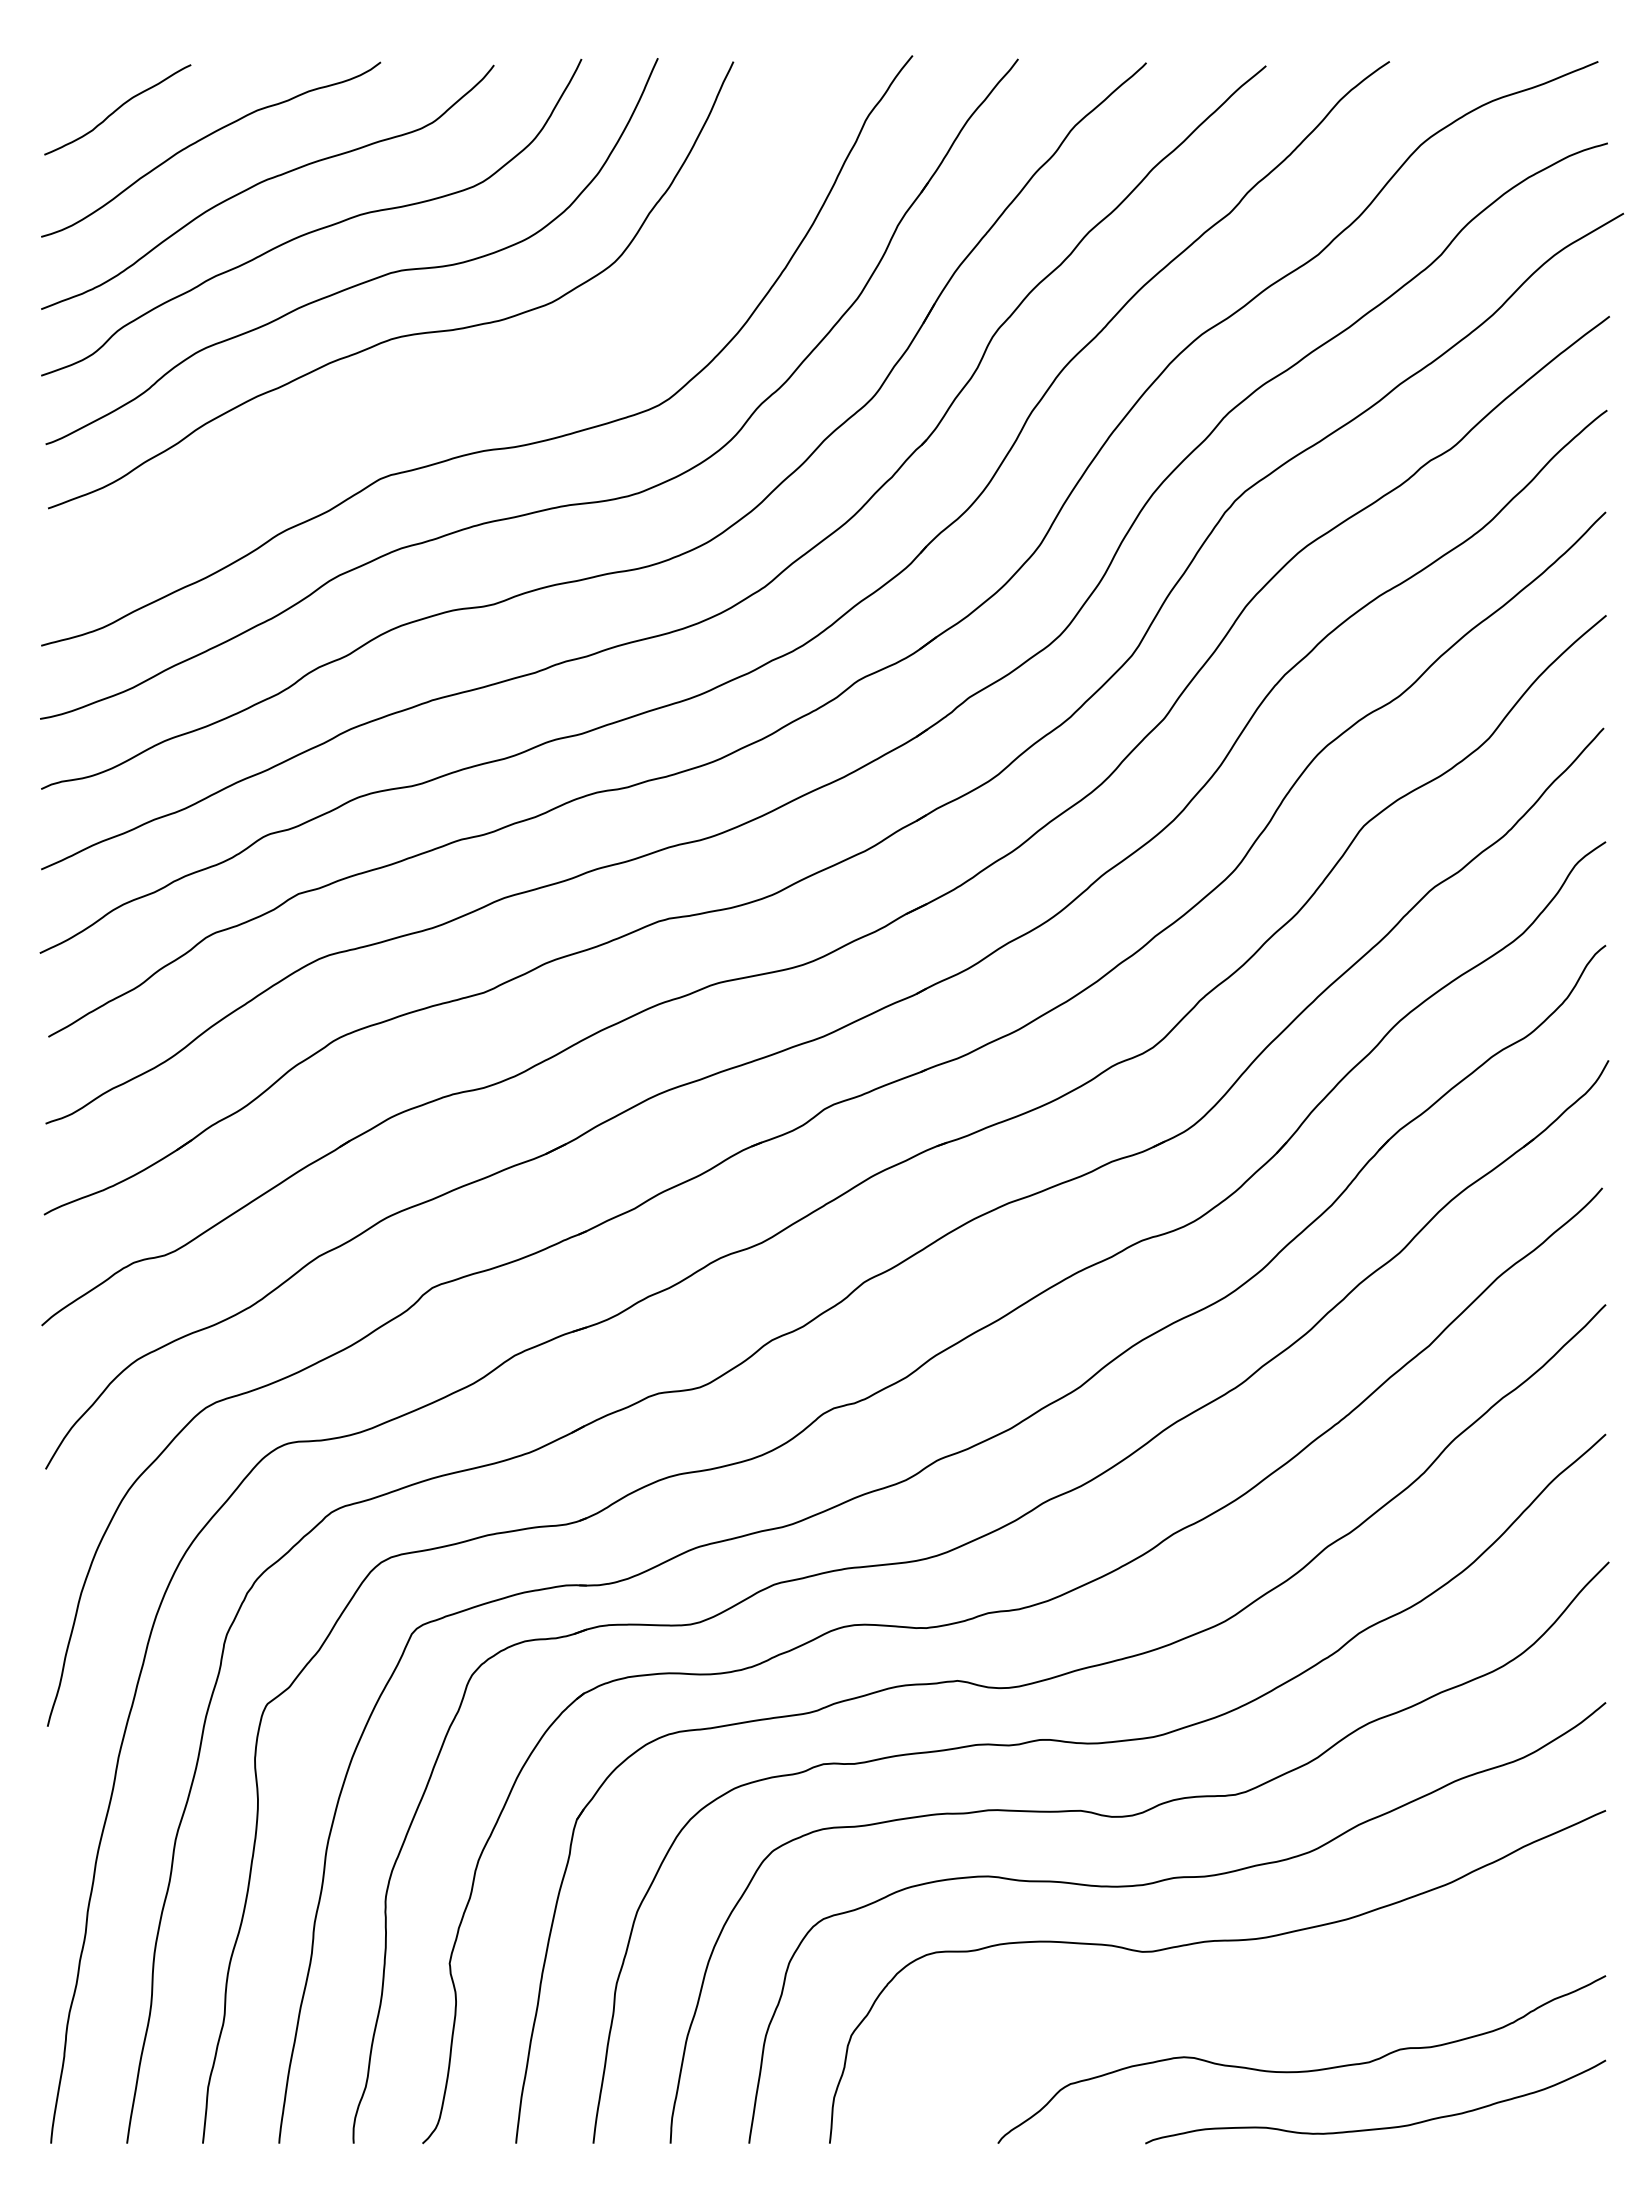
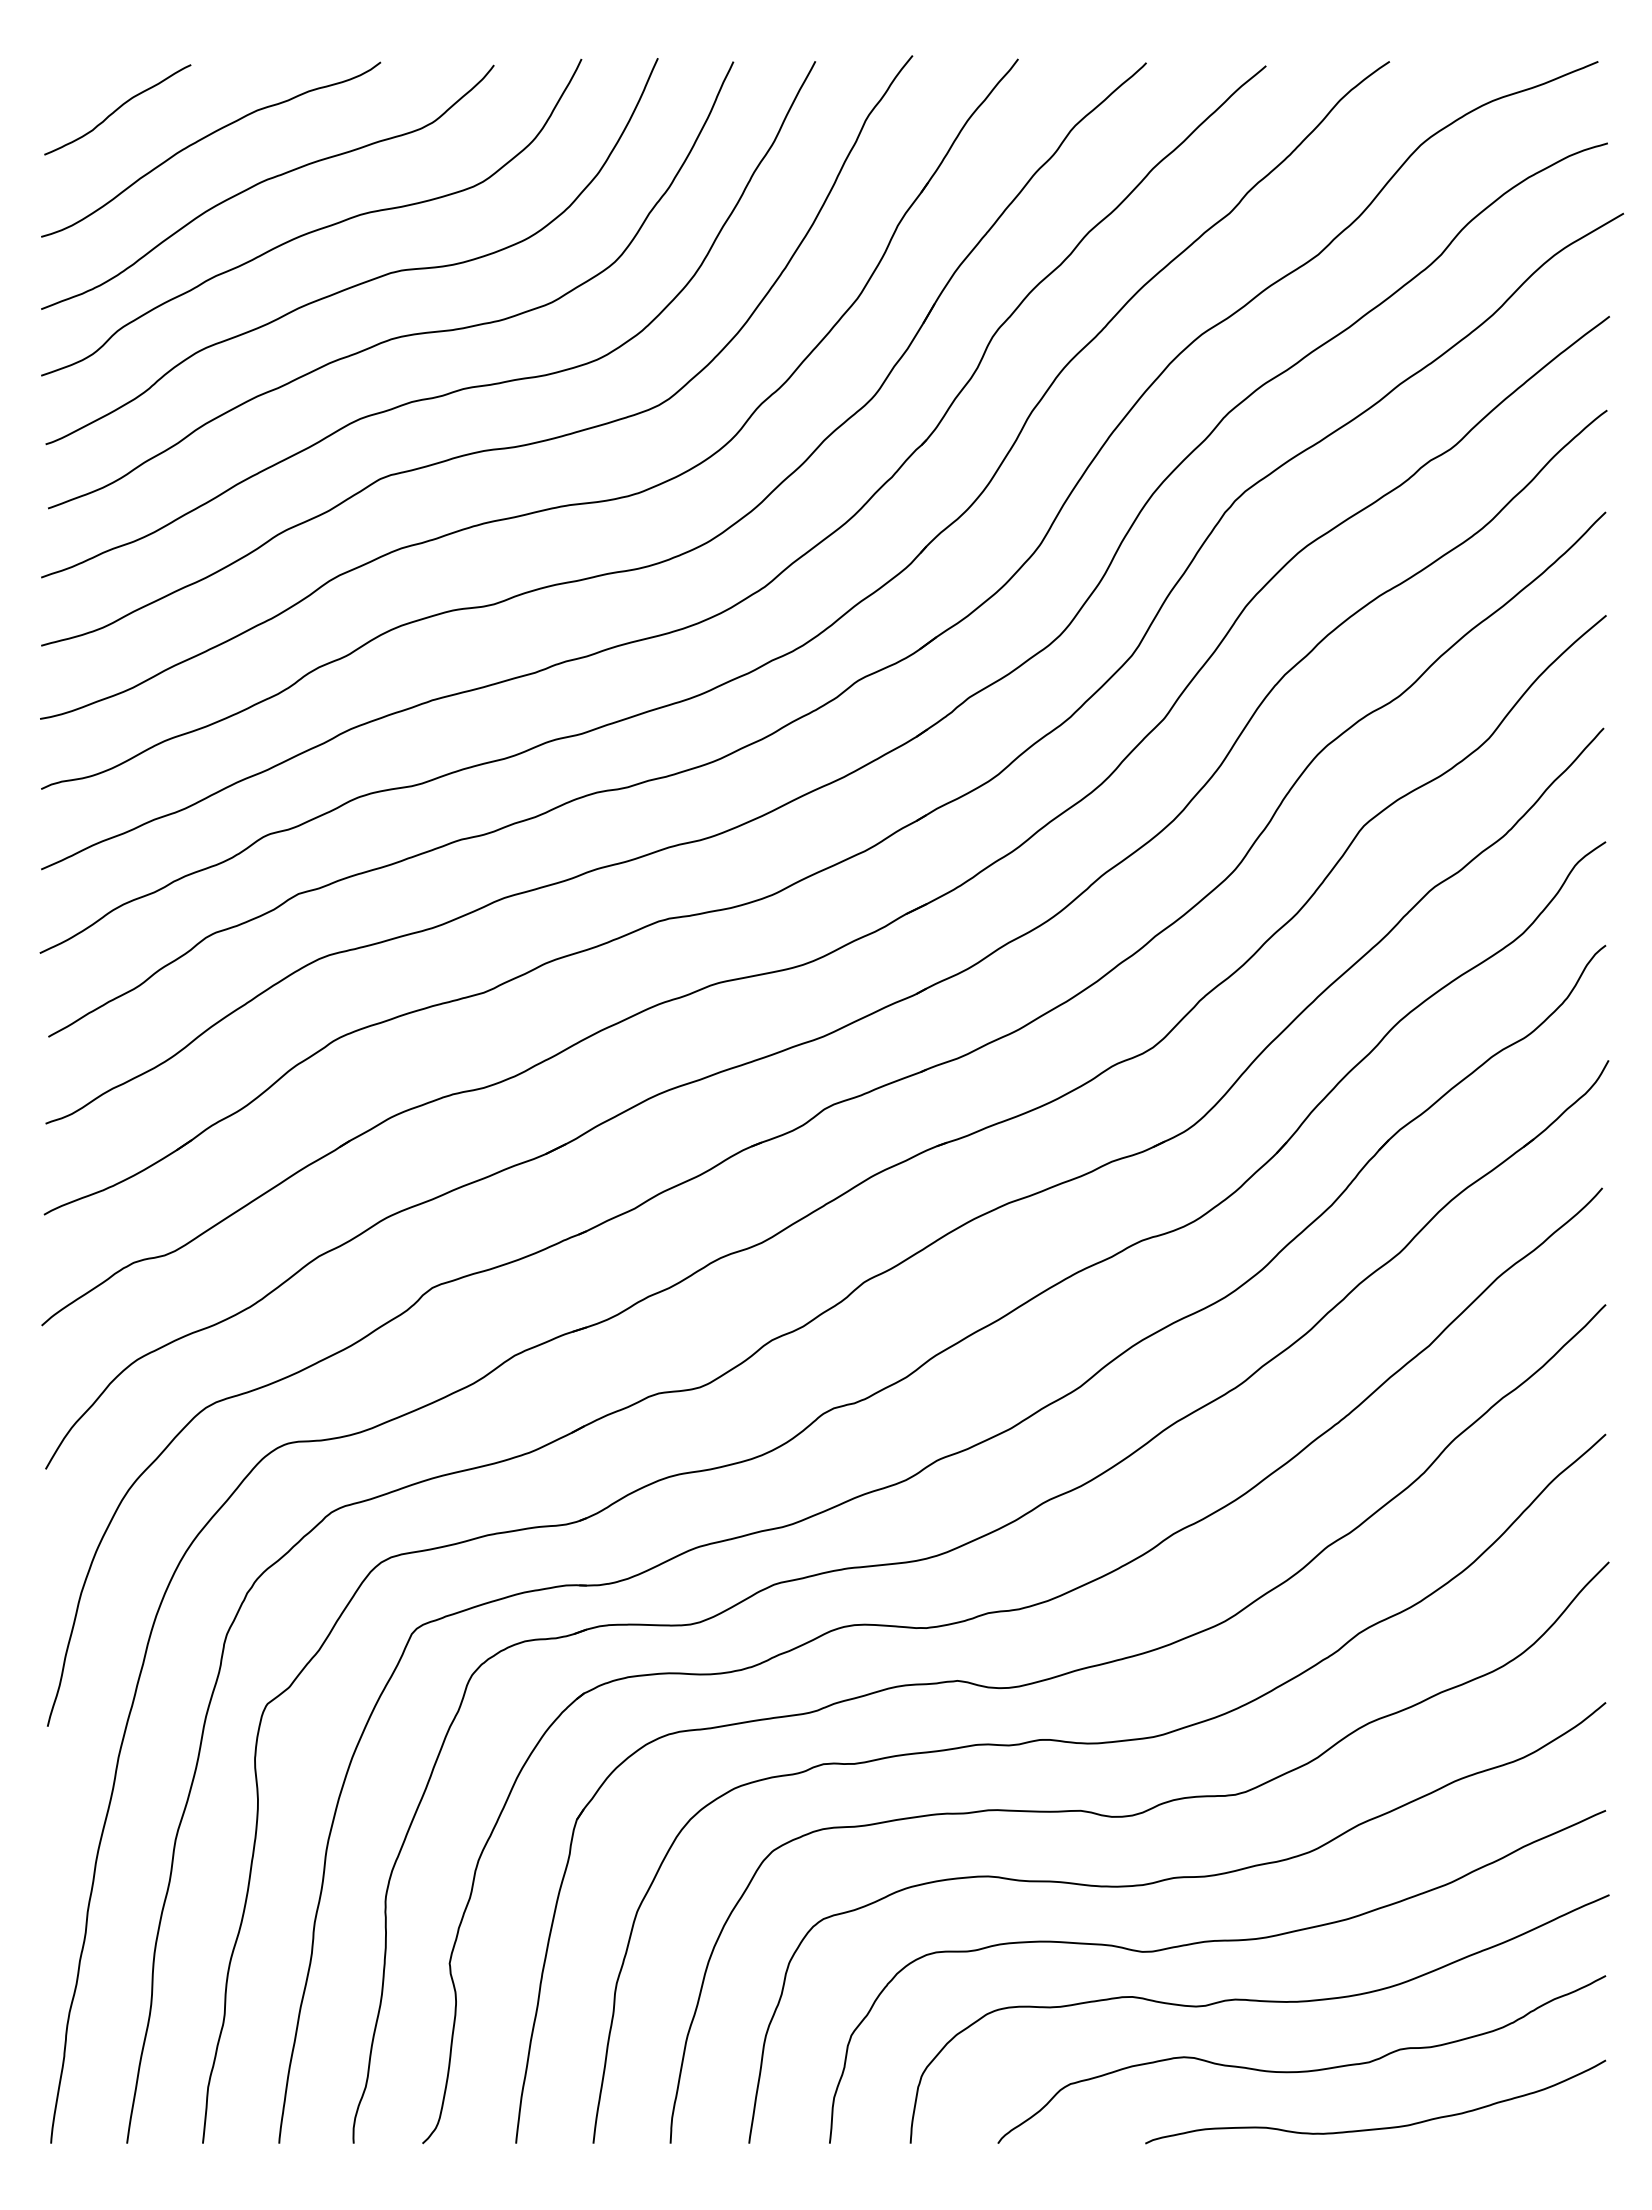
curve: none -> present (451, 391)
curve: none -> present (1263, 2002)
